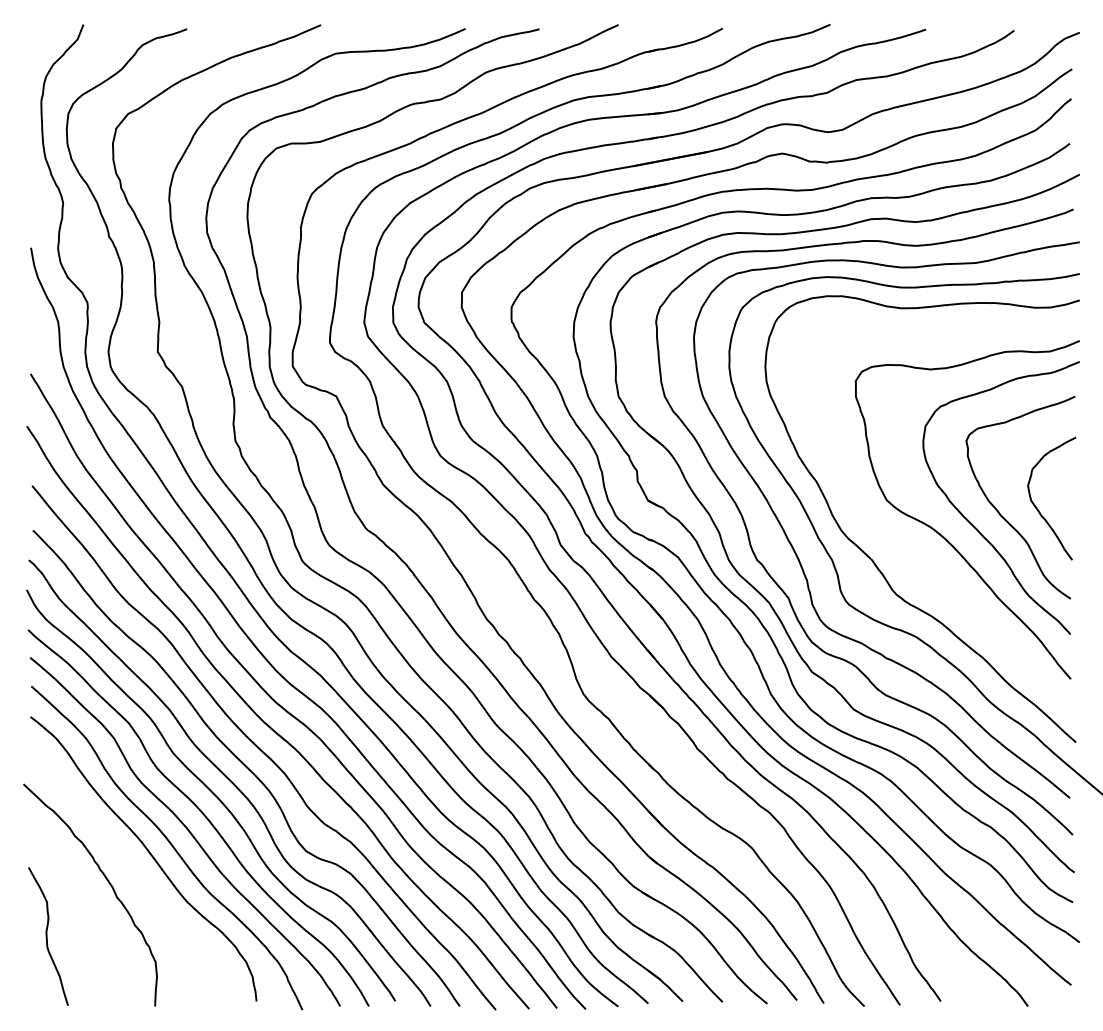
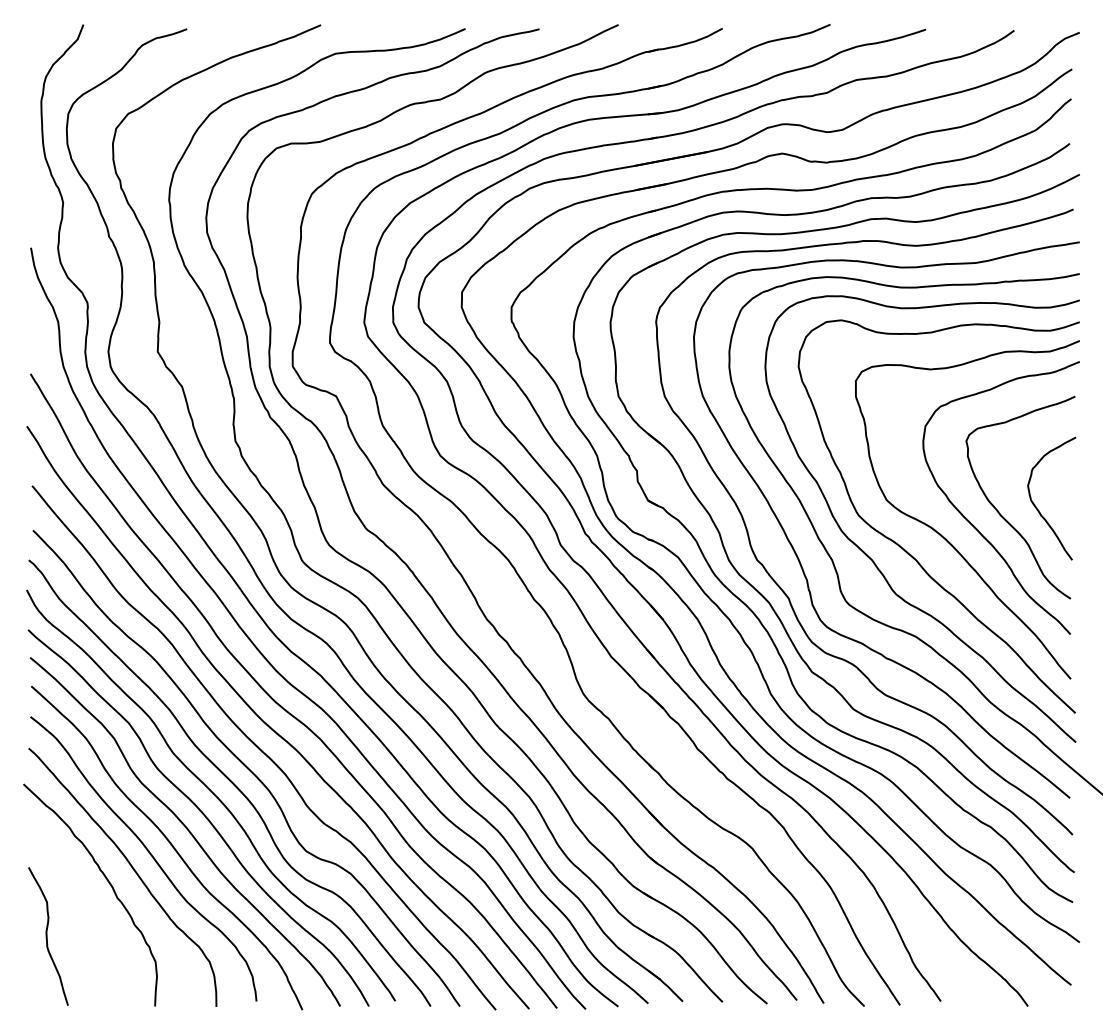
curve: none -> present (911, 554)
curve: none -> present (132, 869)
